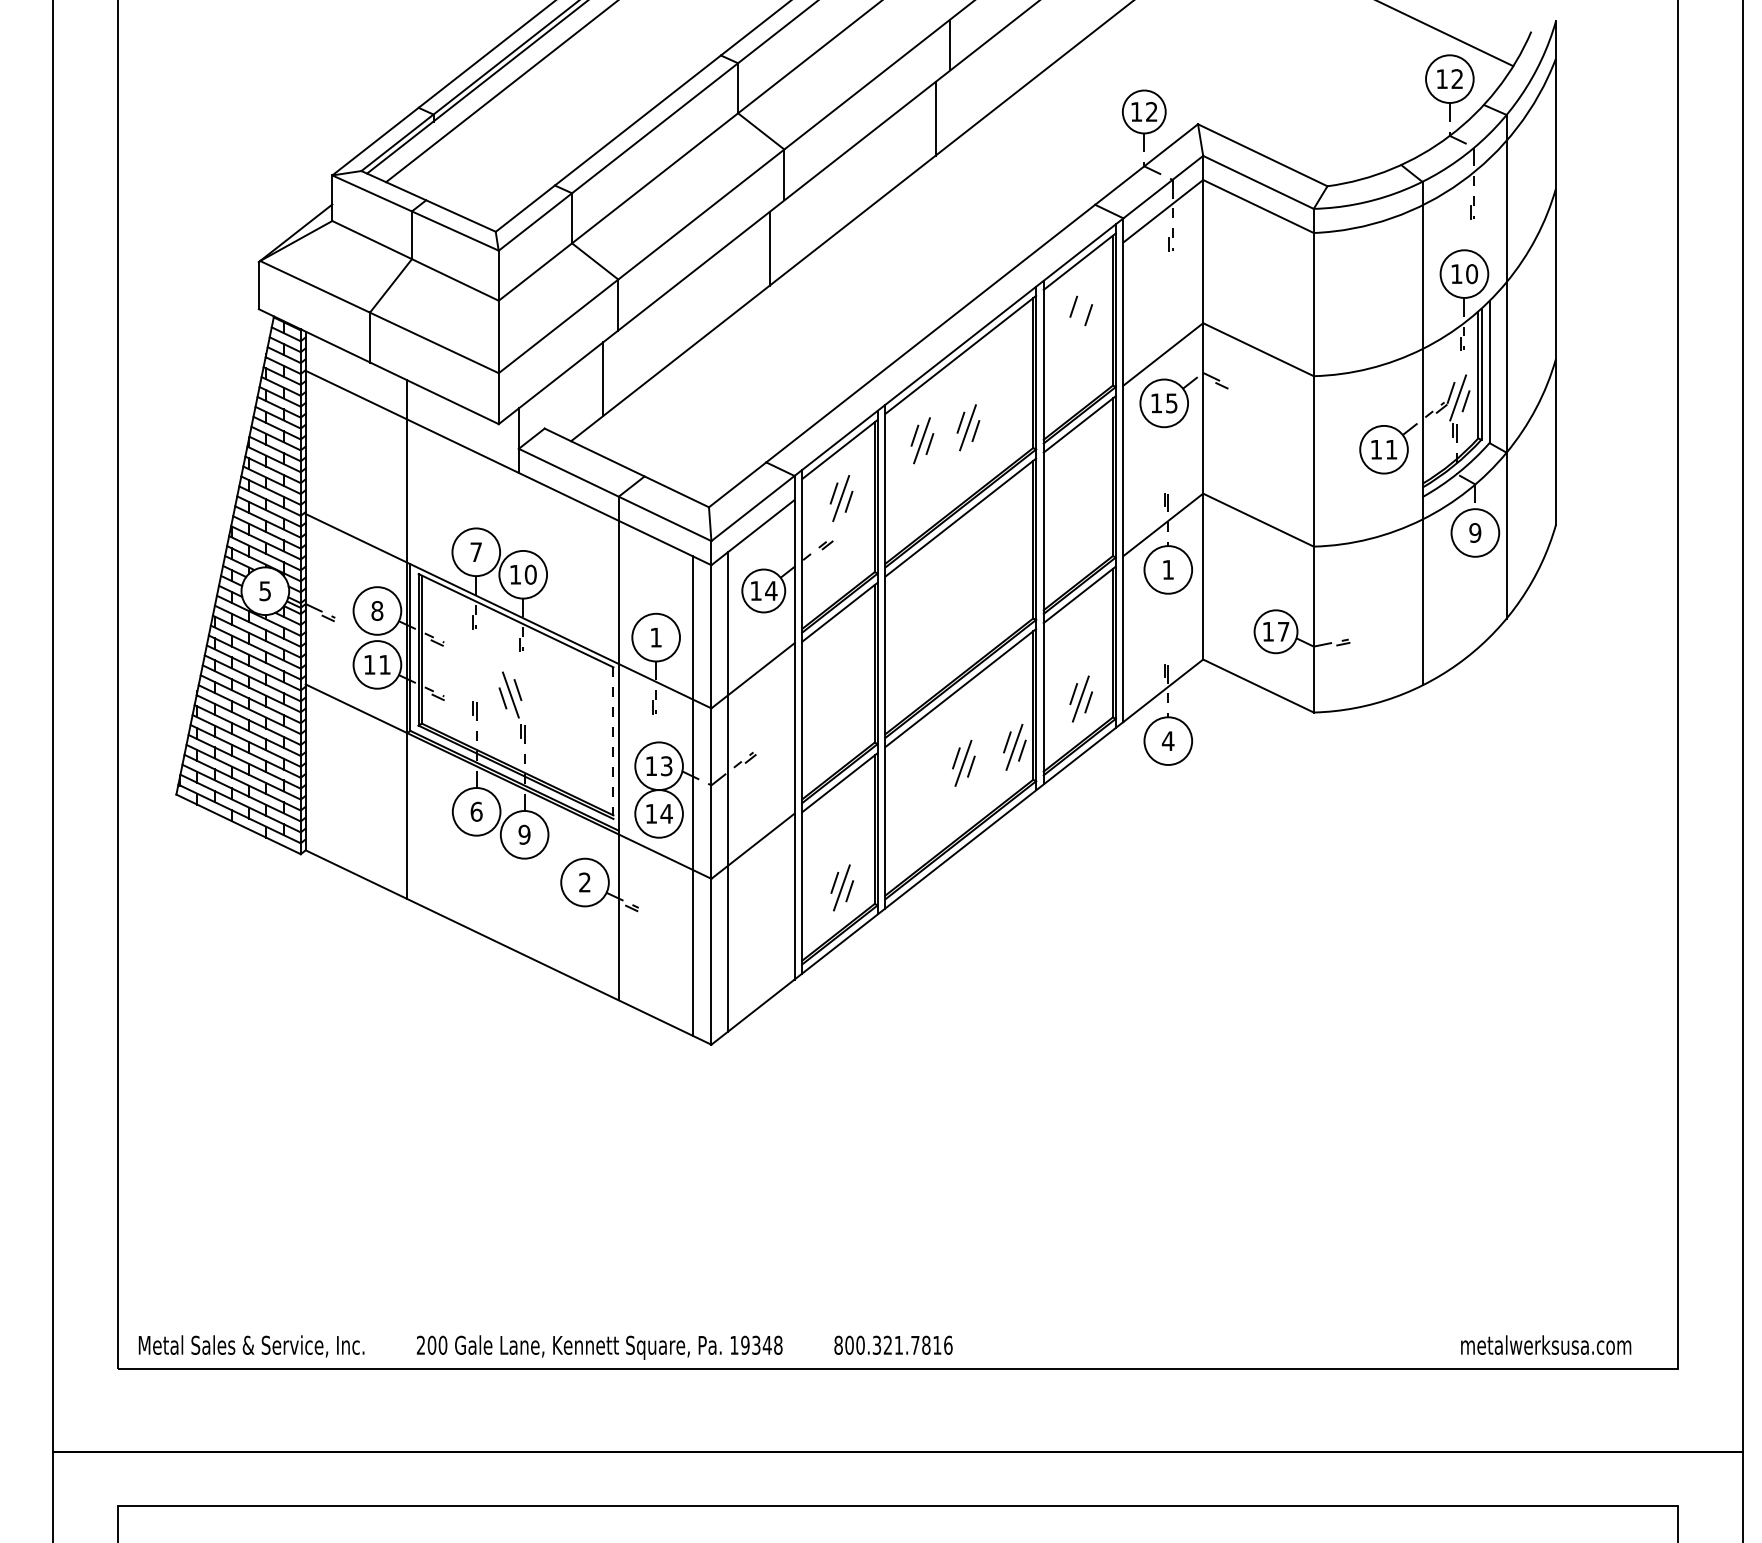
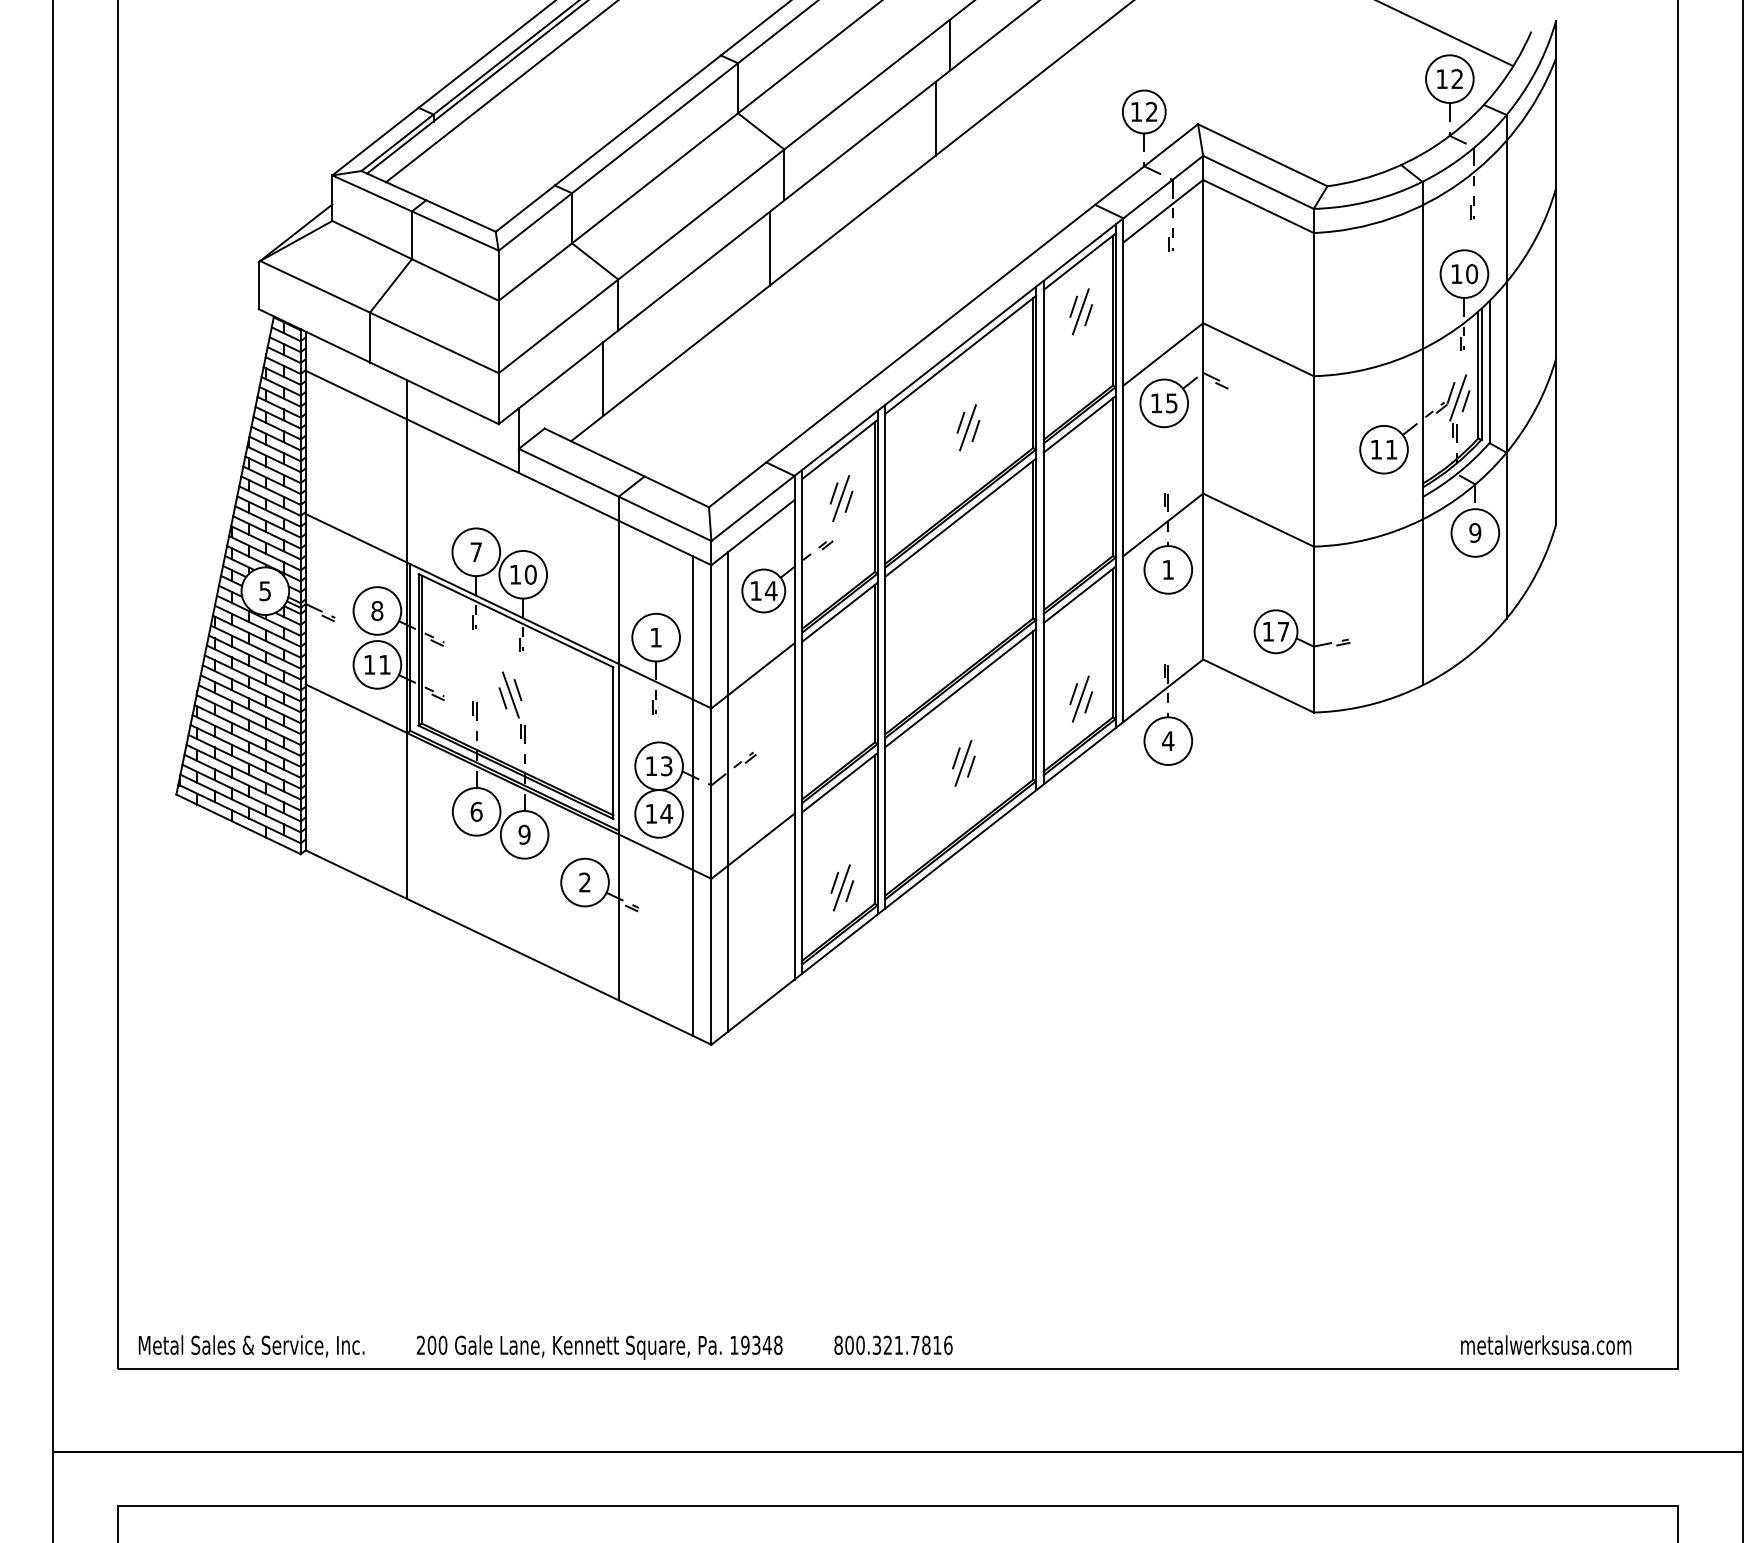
line: none -> present (1080, 311)
part: present -> none (922, 440)
line: dashed -> solid (613, 743)
part: present -> none (1014, 747)
